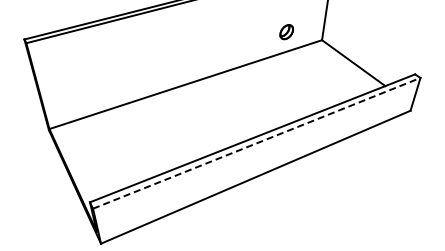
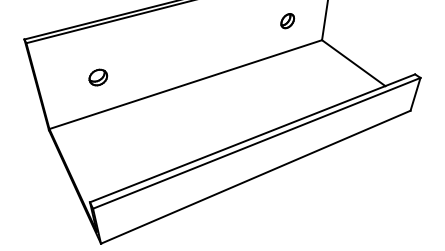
part position: (286, 32) -> (287, 21) (287, 21)
part: none -> present (98, 77)
line: dashed -> solid (257, 143)
